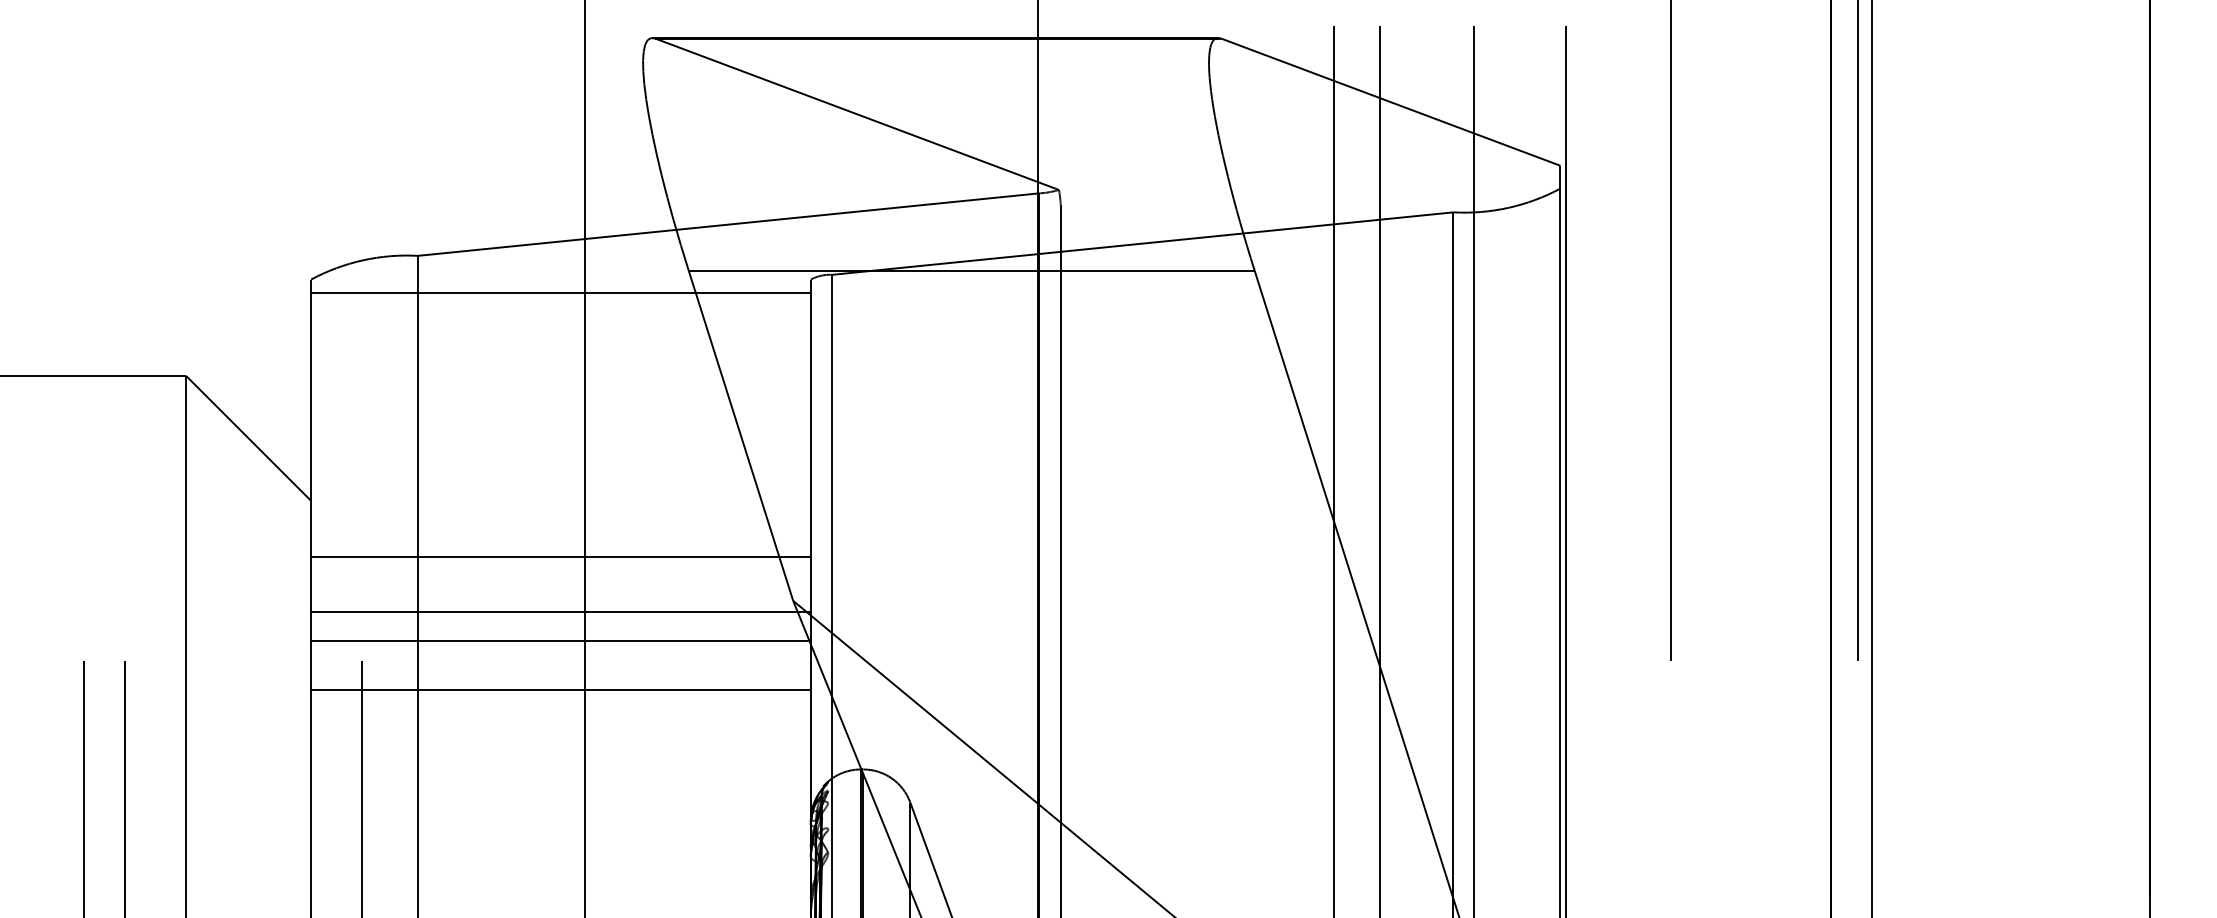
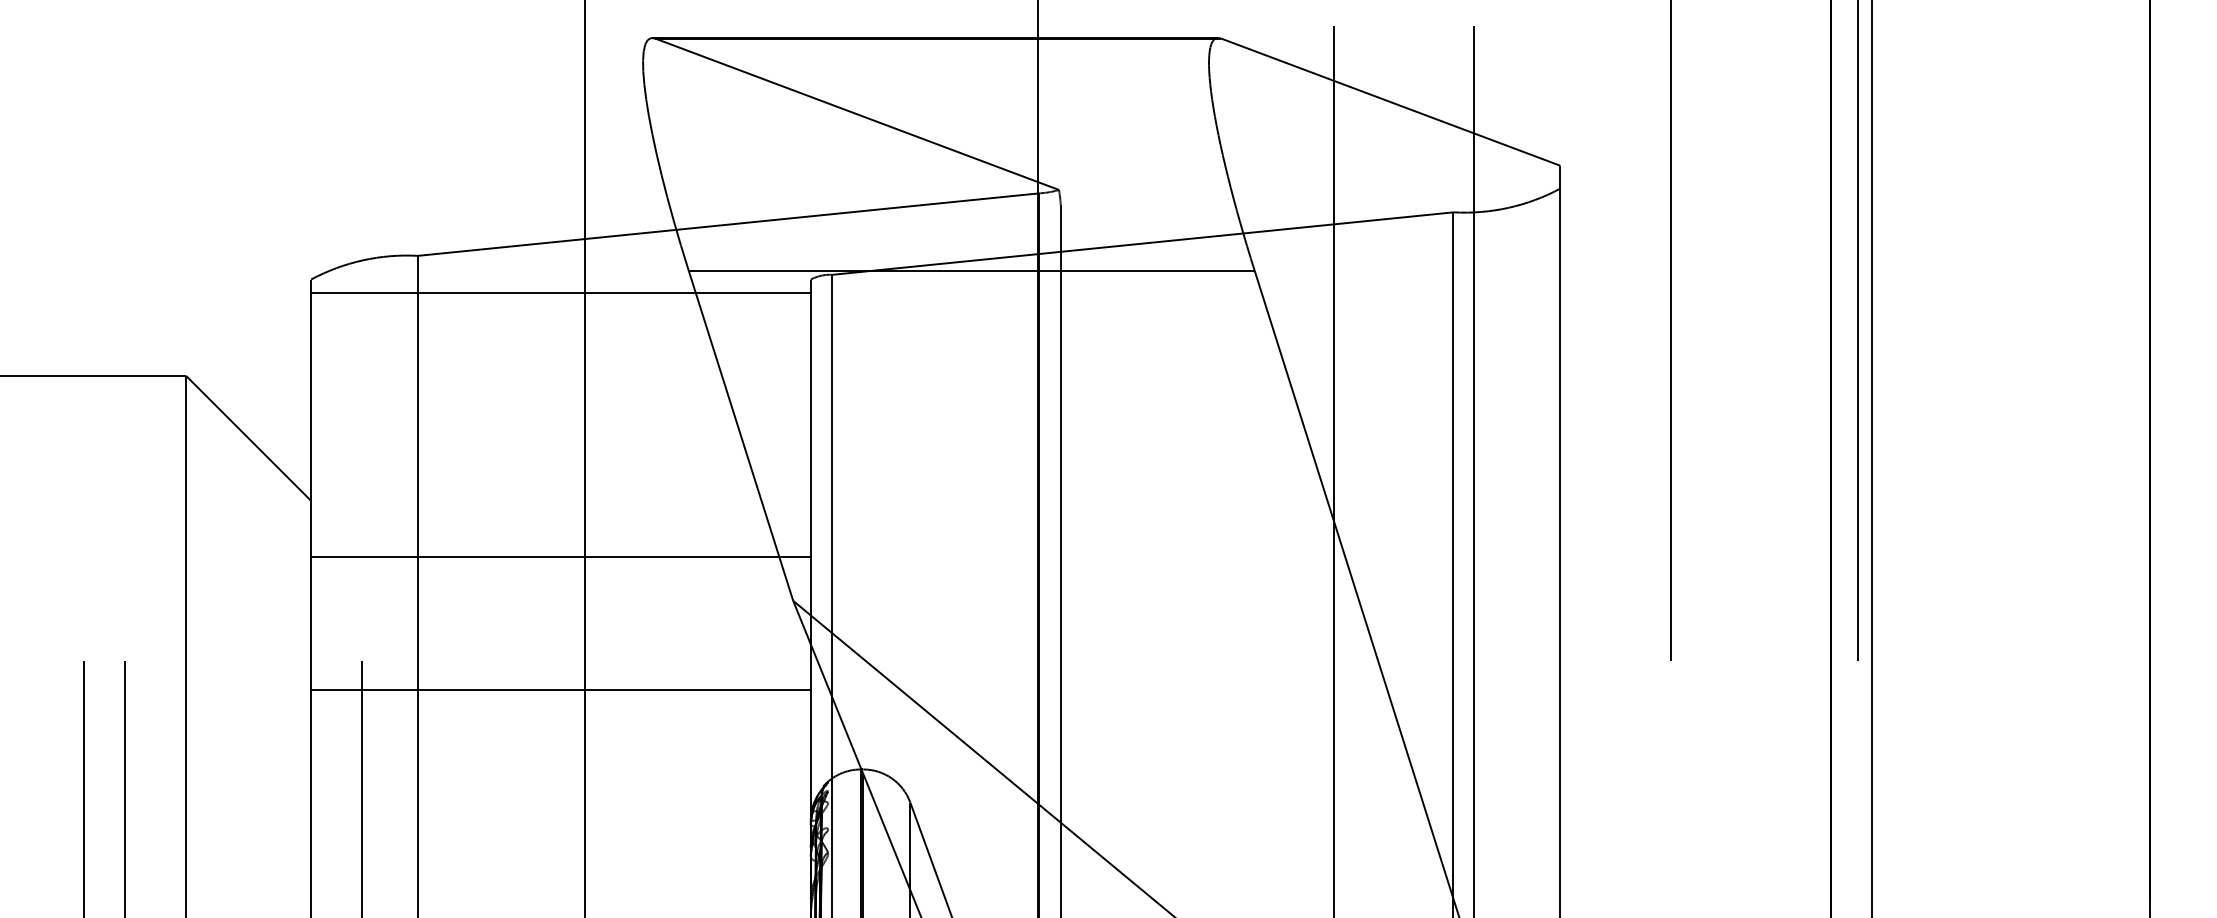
line: present -> none (1379, 470)
line: present -> none (1566, 470)
line: present -> none (560, 612)
line: present -> none (560, 640)
